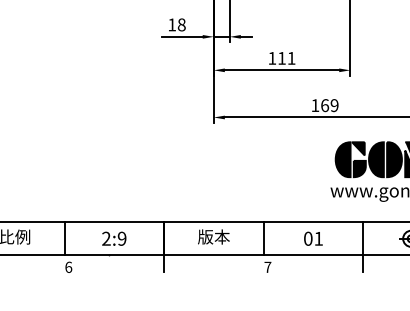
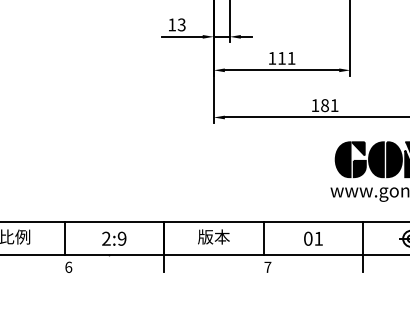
text: 18 -> 13 (181, 24)
text: 169 -> 181 (329, 105)
